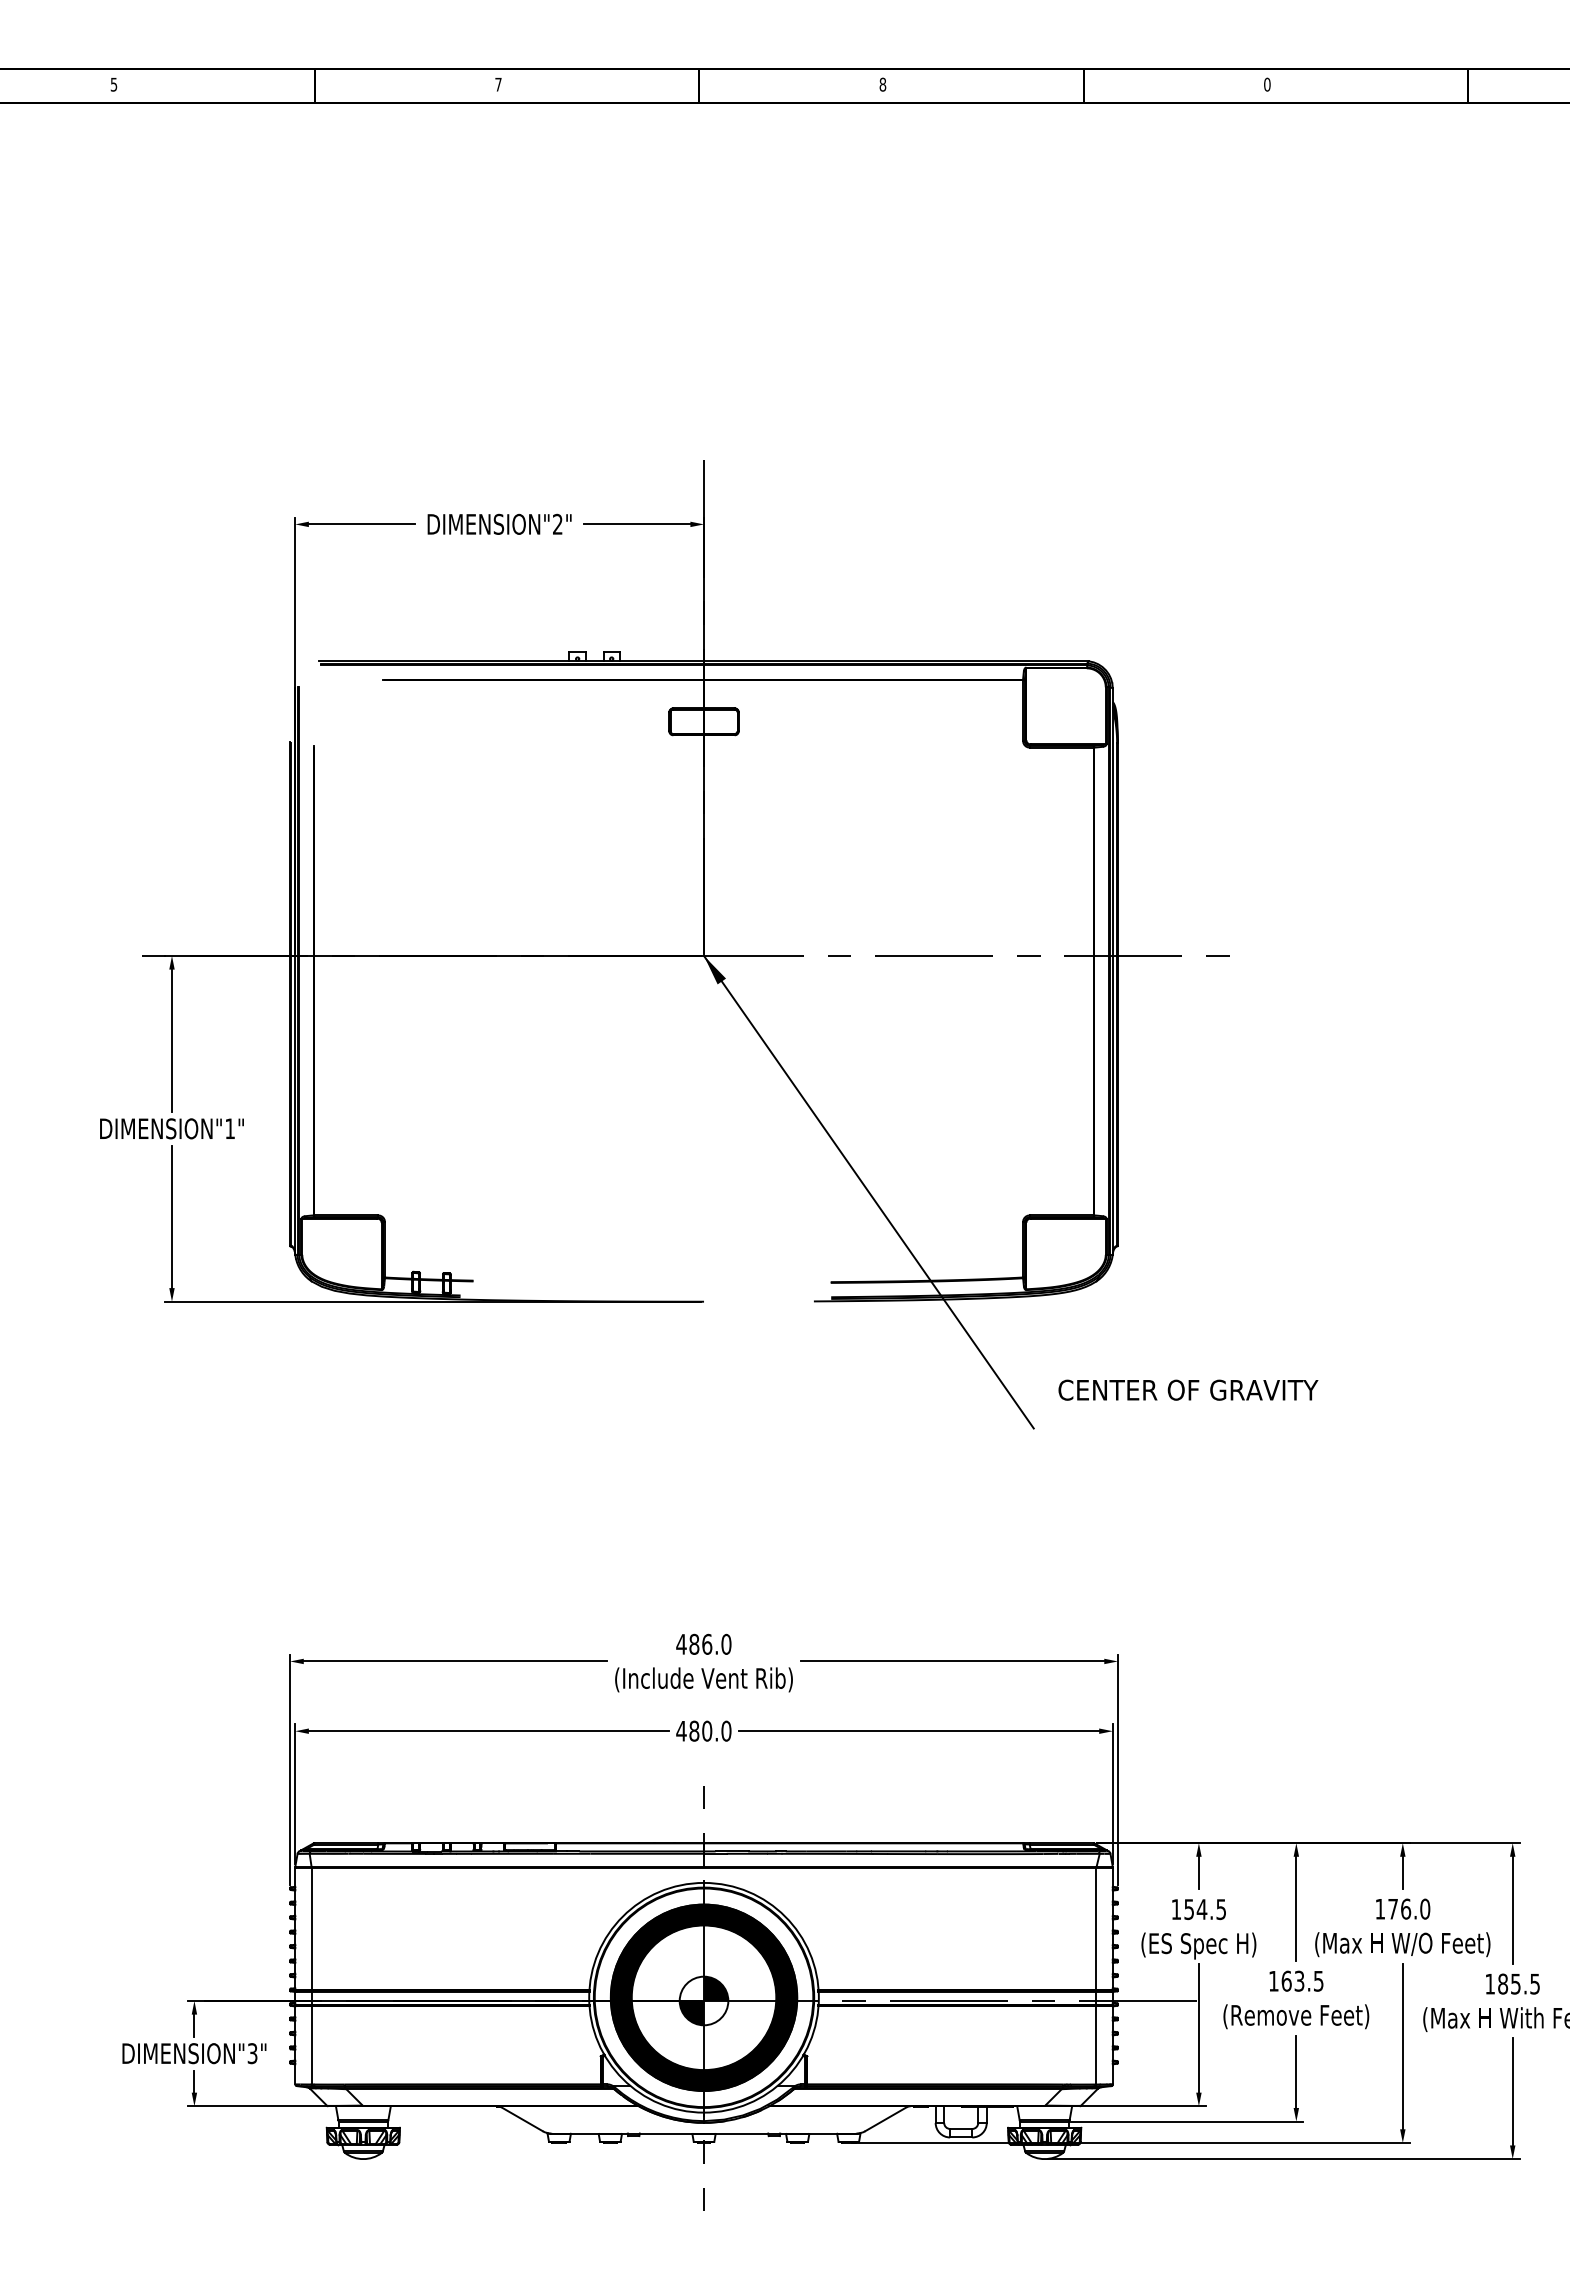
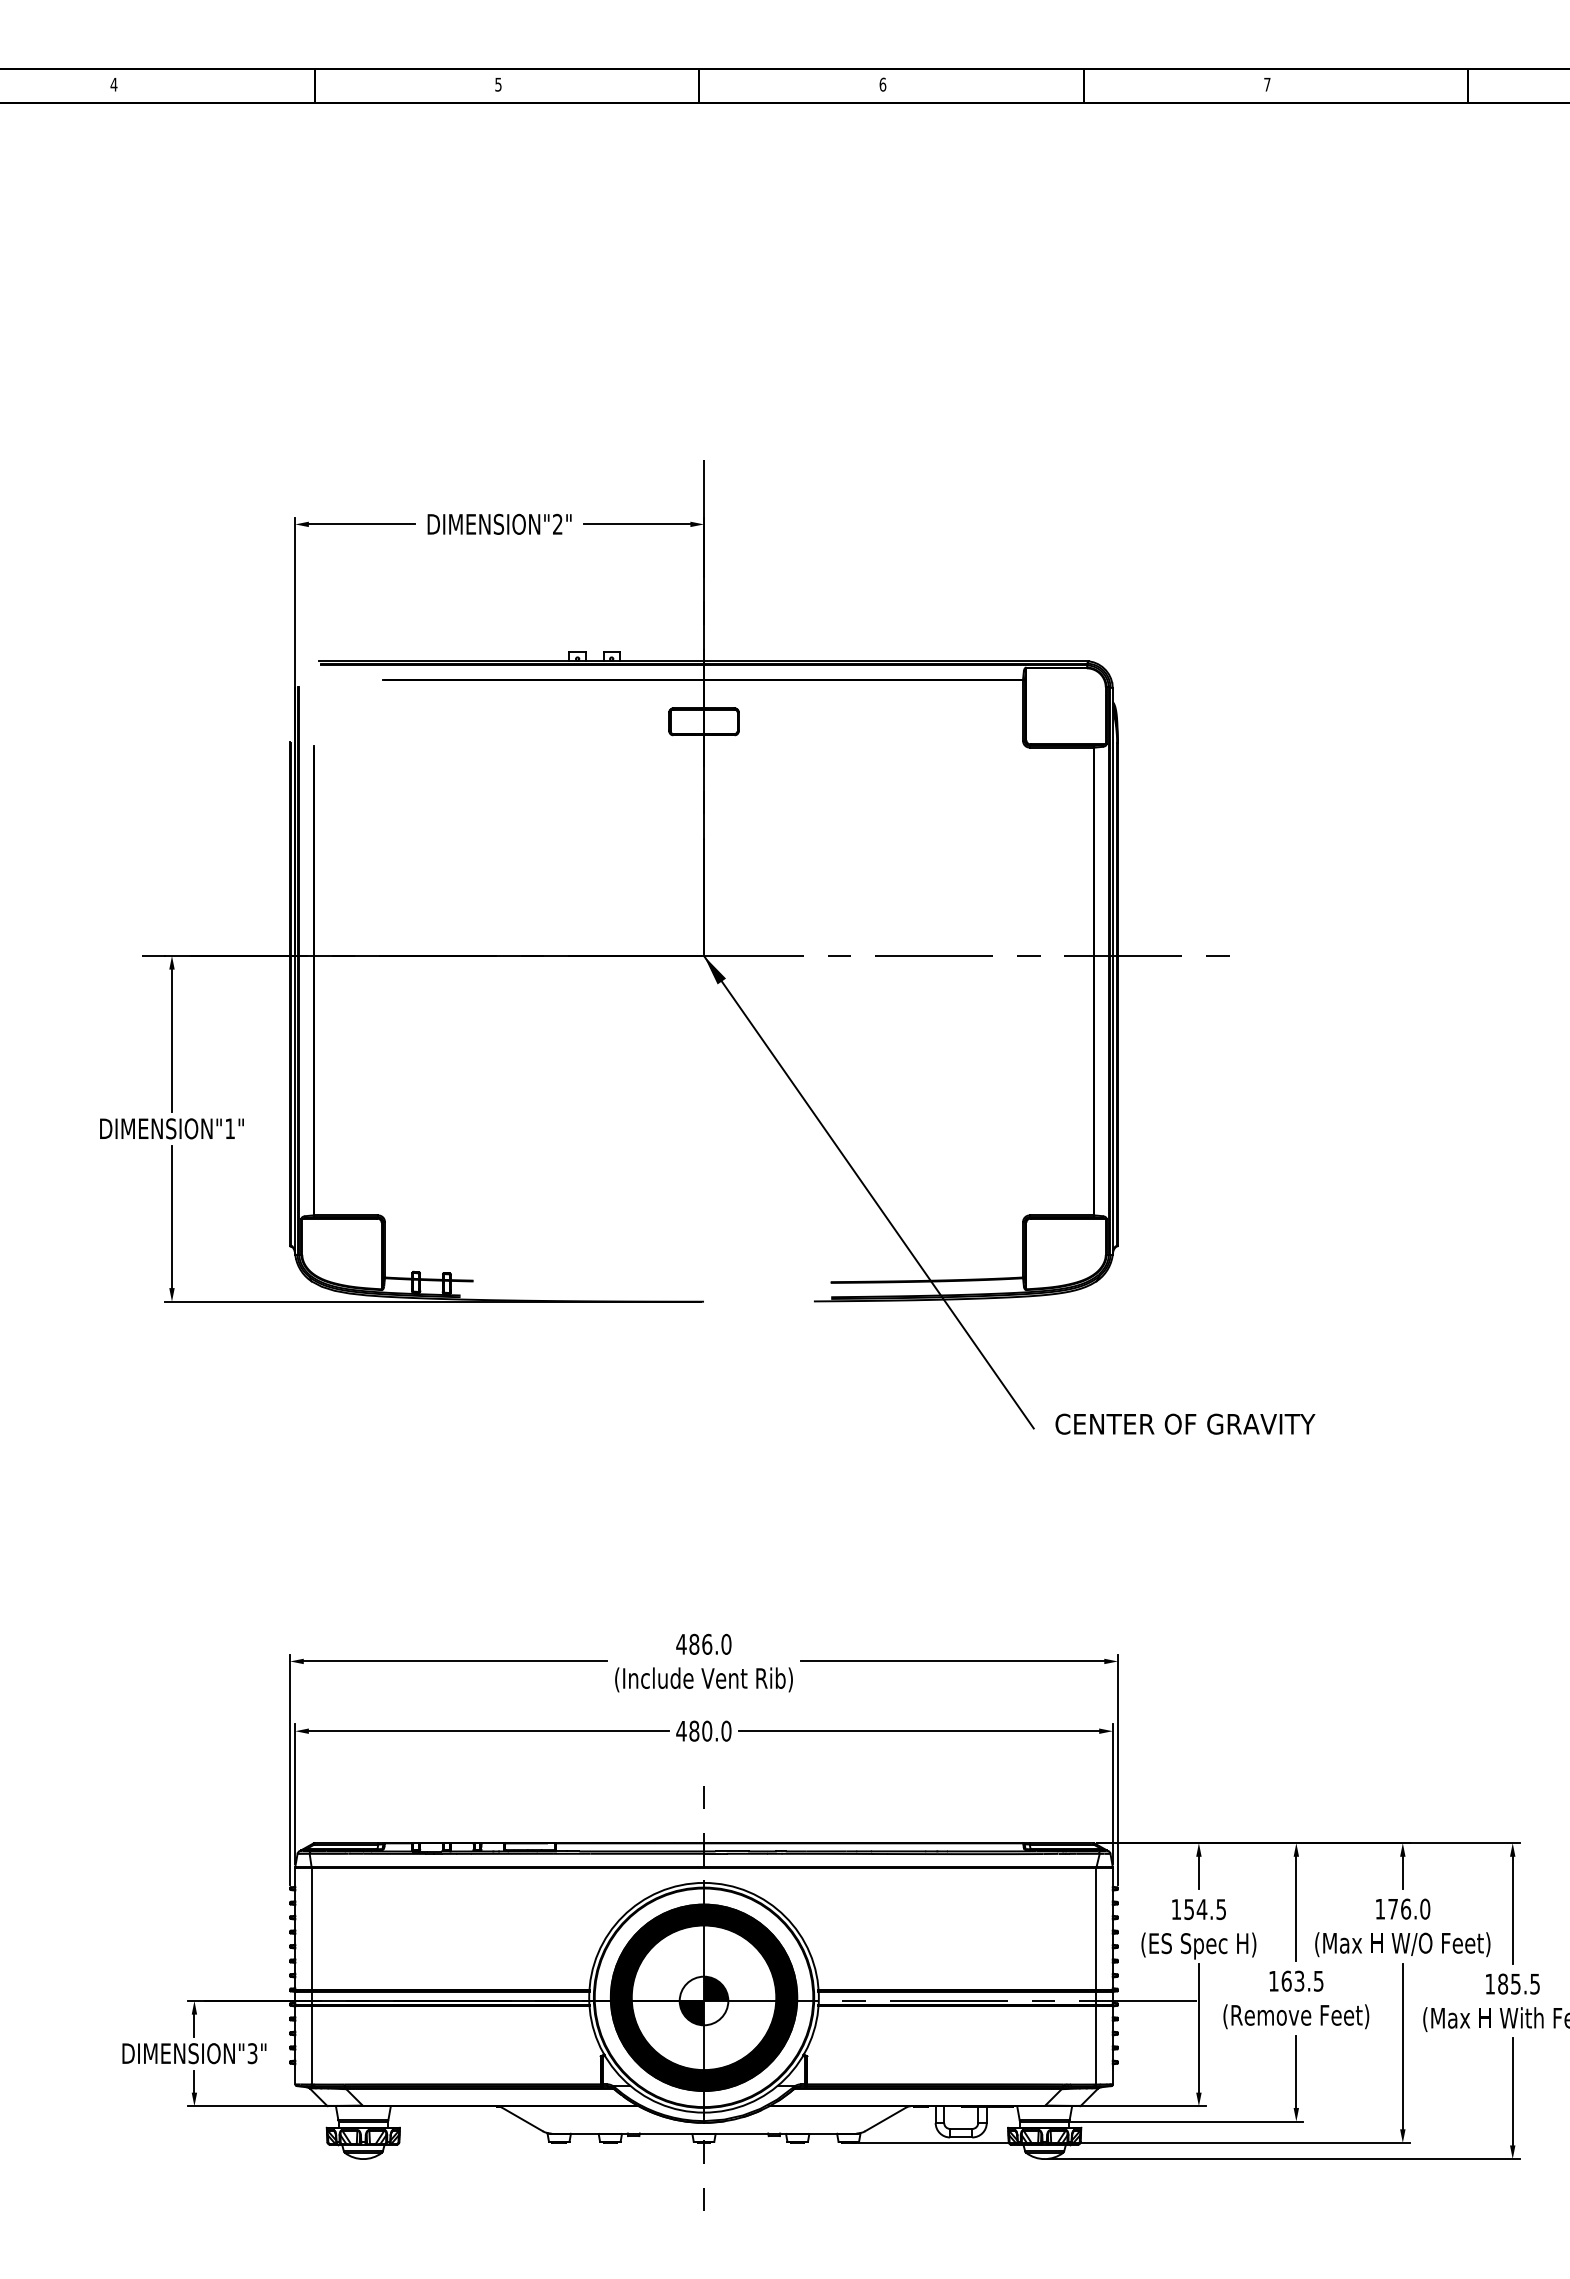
text: 5 -> 4 (113, 84)
text: 7 -> 5 (498, 84)
text: 8 -> 6 (882, 84)
text: 0 -> 7 (1267, 84)
text position: (1188, 1389) -> (1185, 1423) (1185, 1423)
